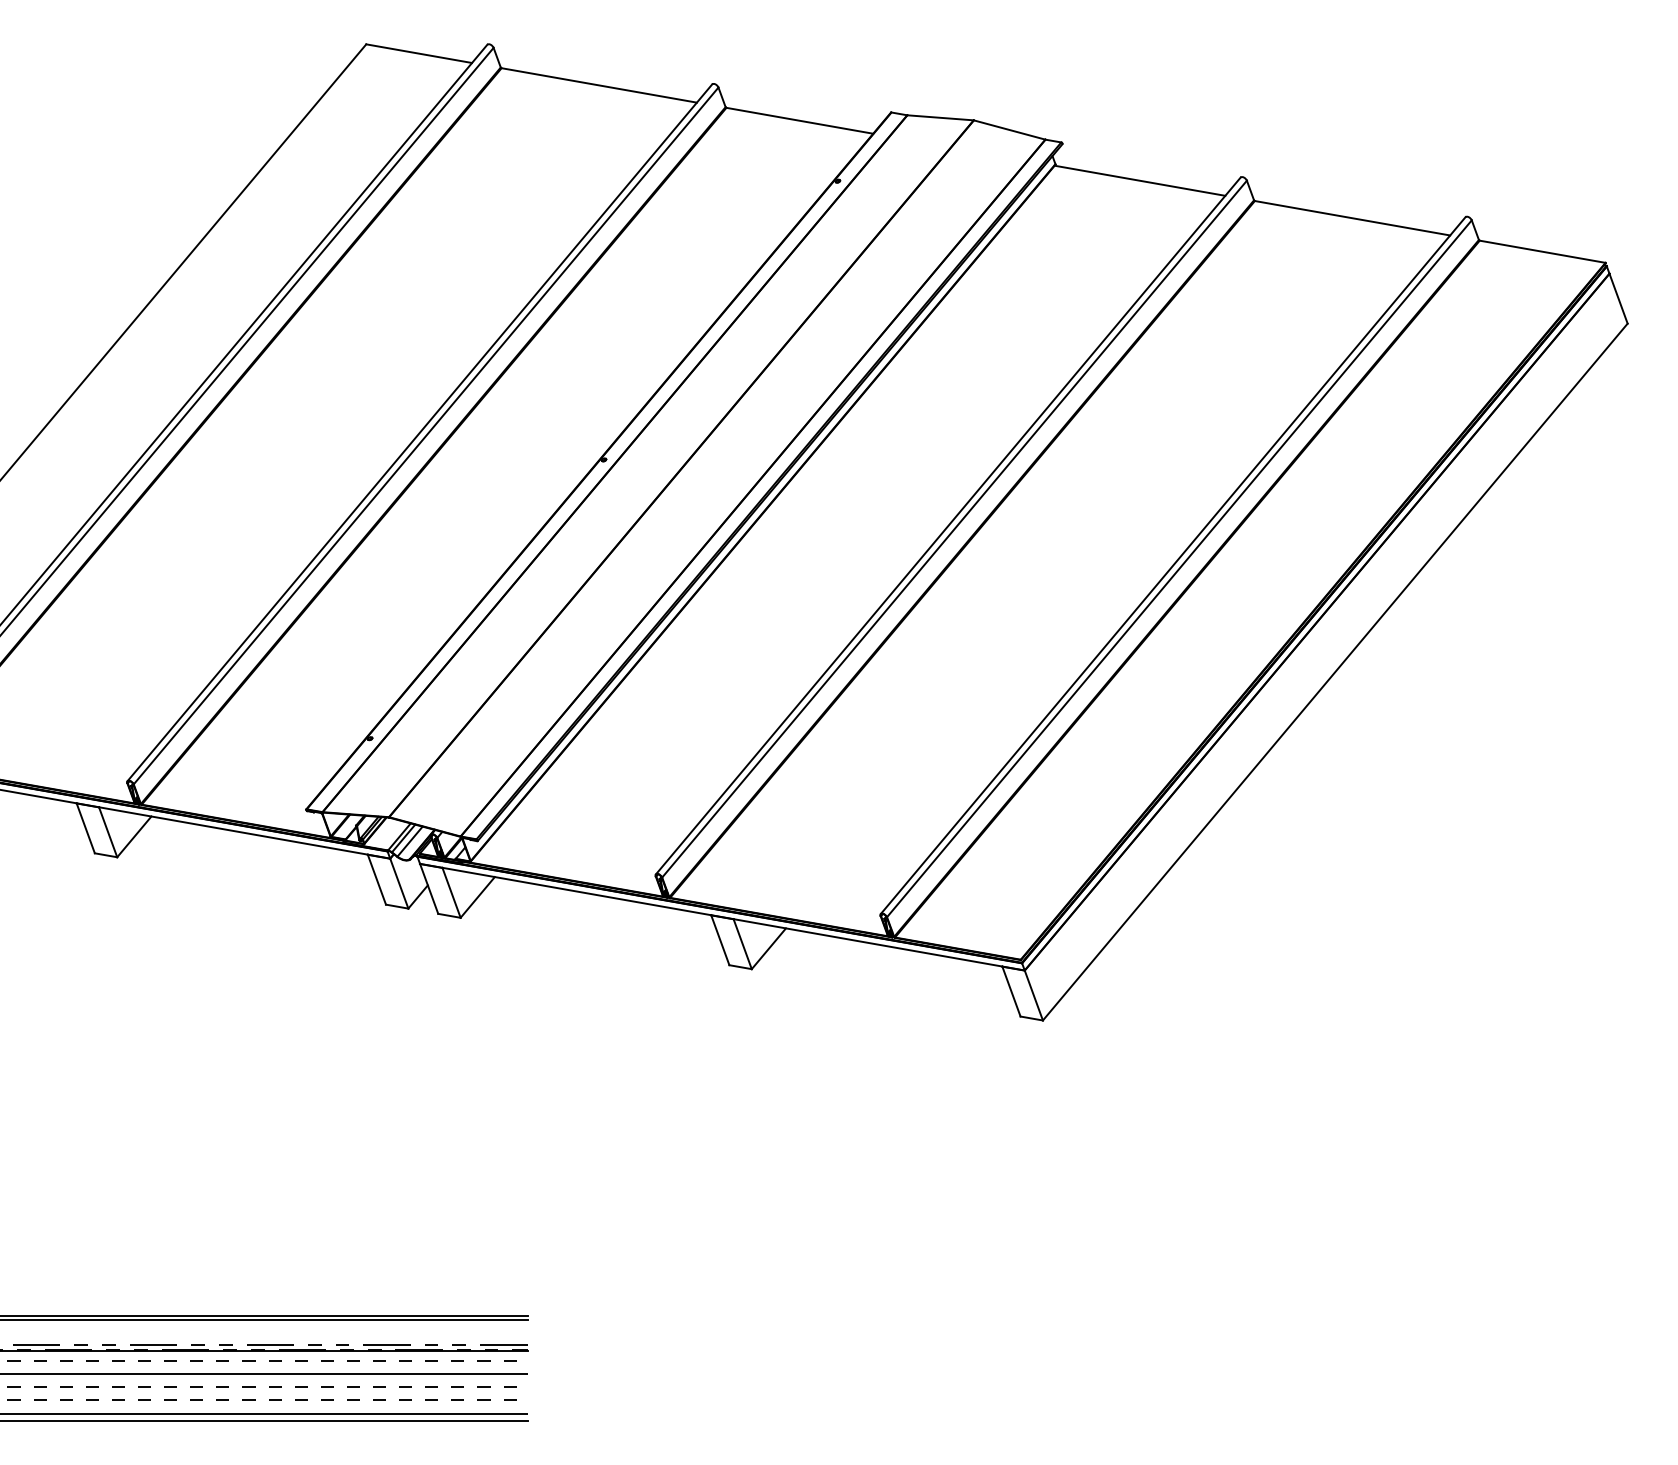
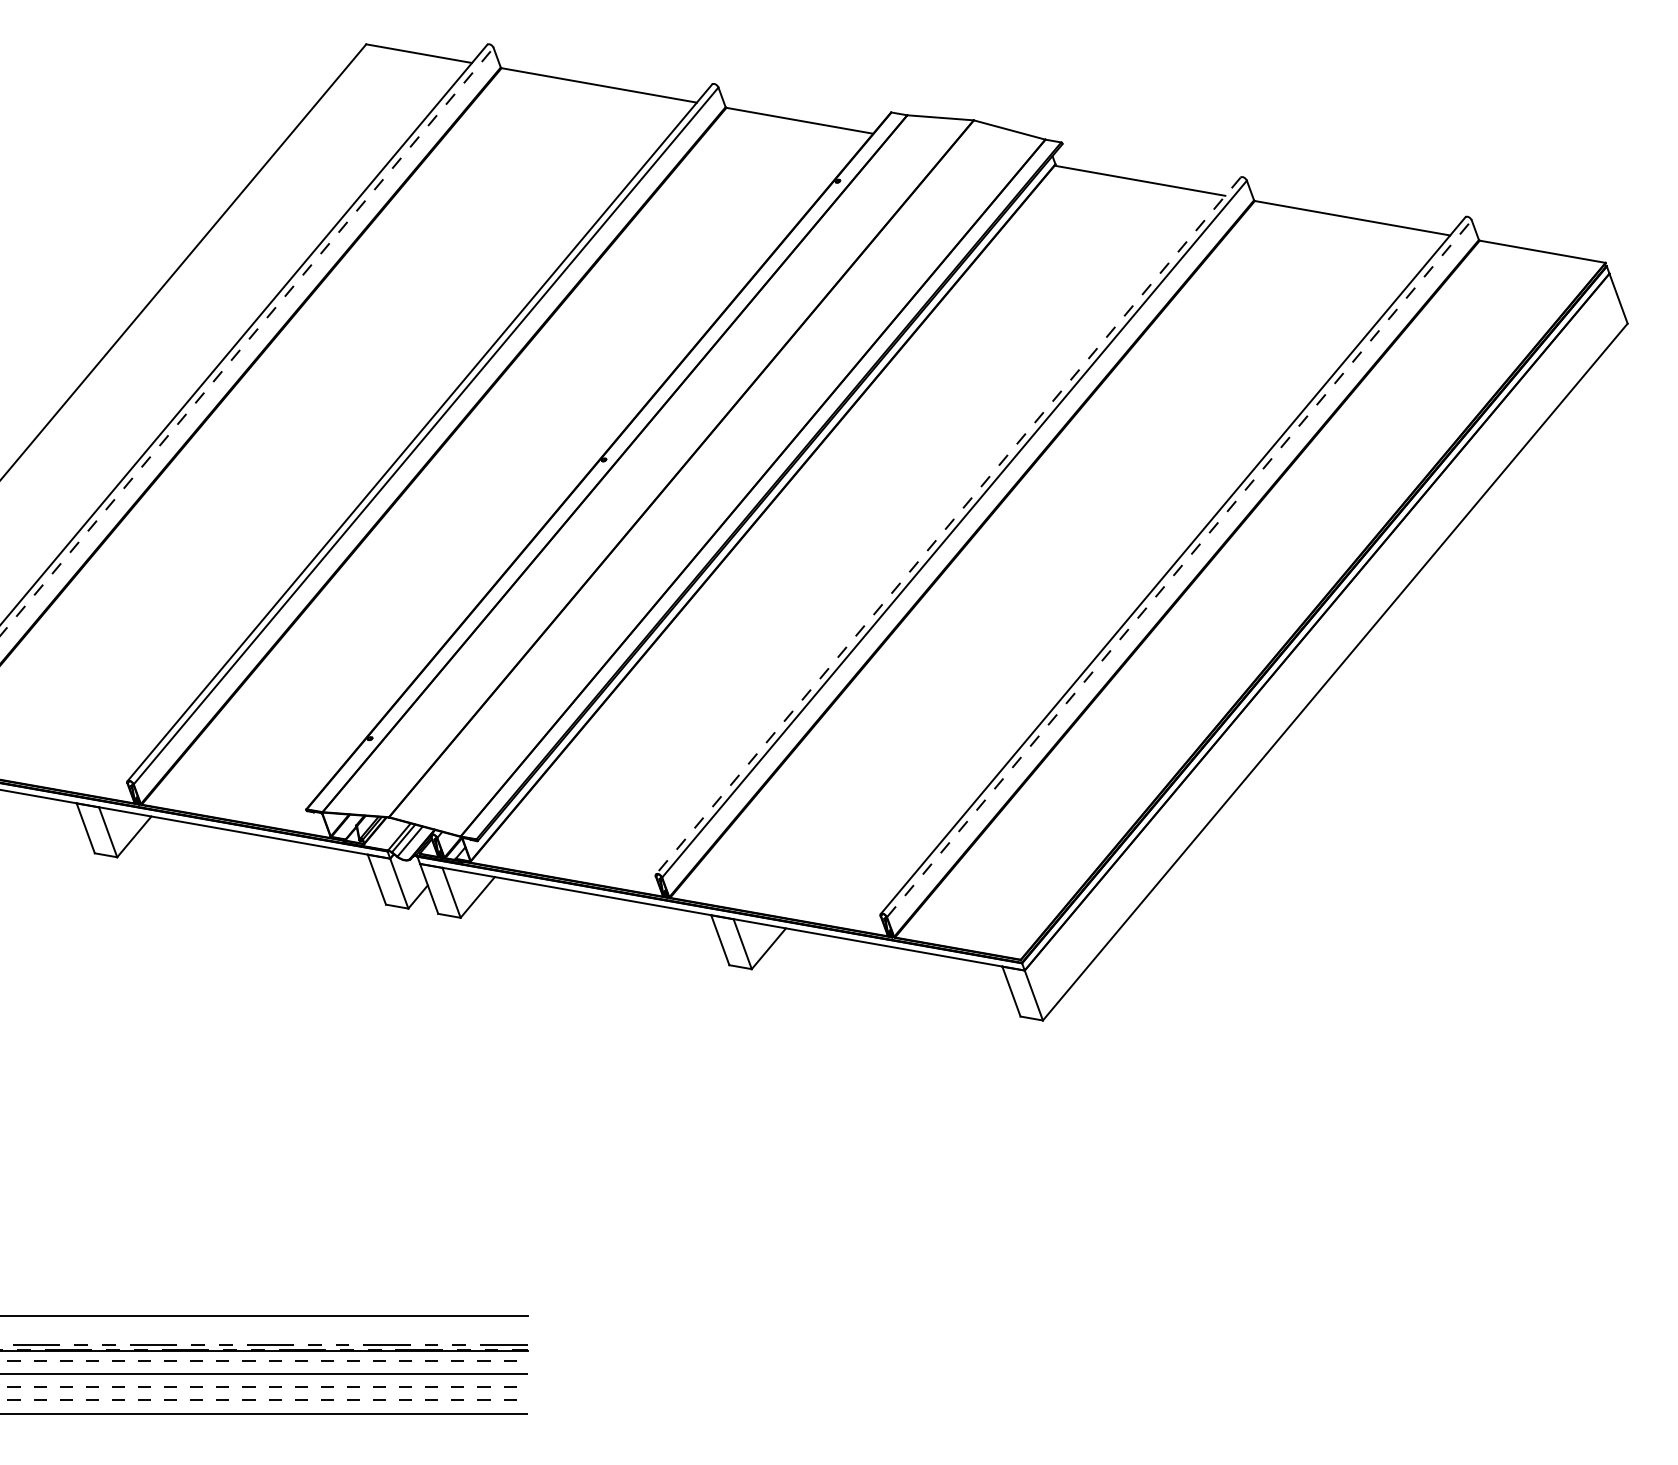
line: solid -> dashed (246, 341)
line: solid -> dashed (948, 526)
line: solid -> dashed (1179, 568)
line: present -> none (264, 1319)
line: present -> none (264, 1420)
